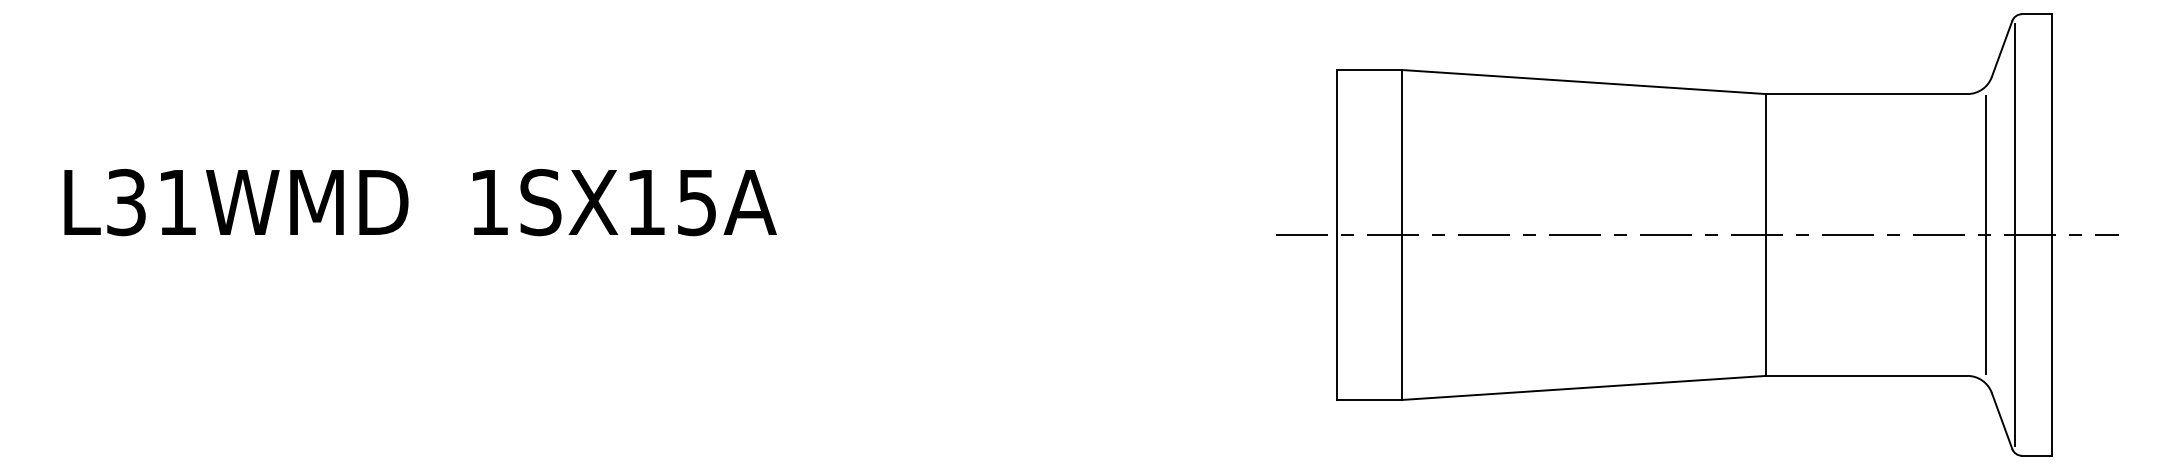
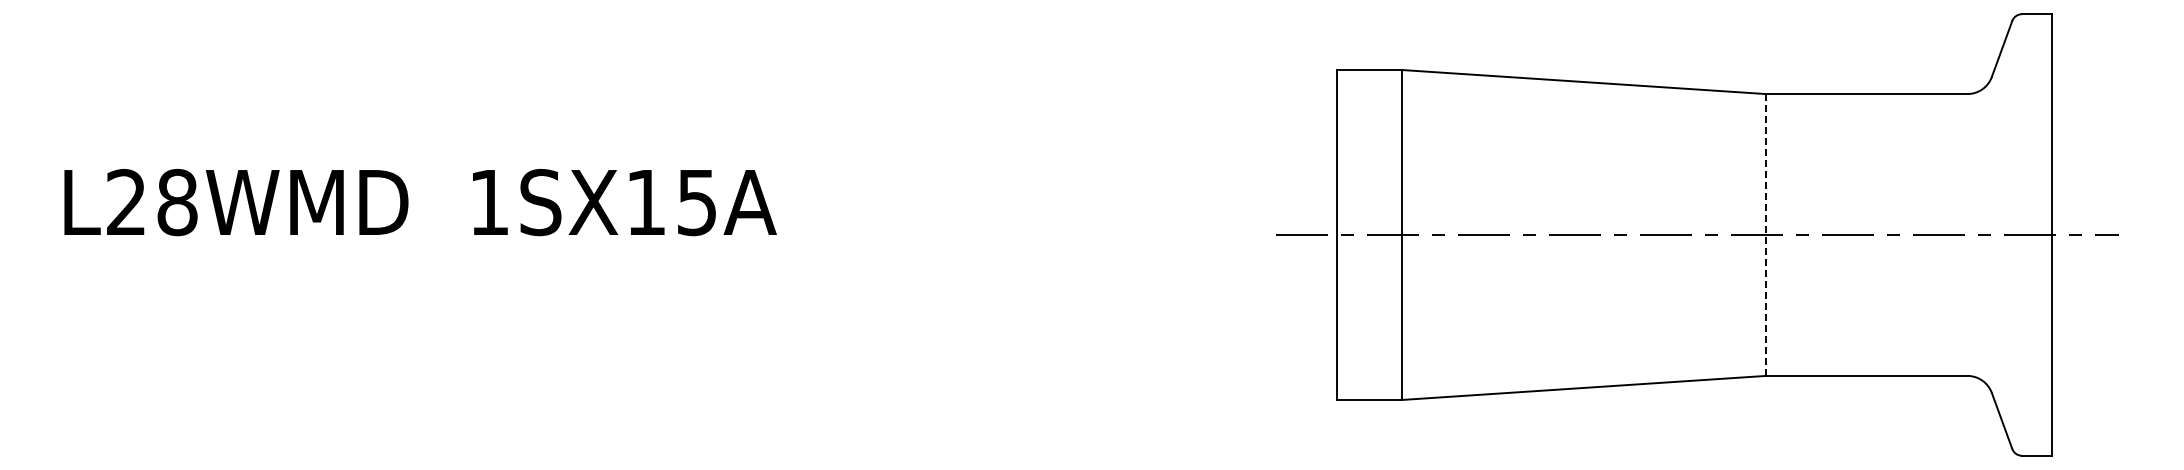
text: L31WMD -> L28WMD (152, 202)
line: present -> none (1985, 234)
line: present -> none (2014, 234)
line: solid -> dashed (1766, 235)
